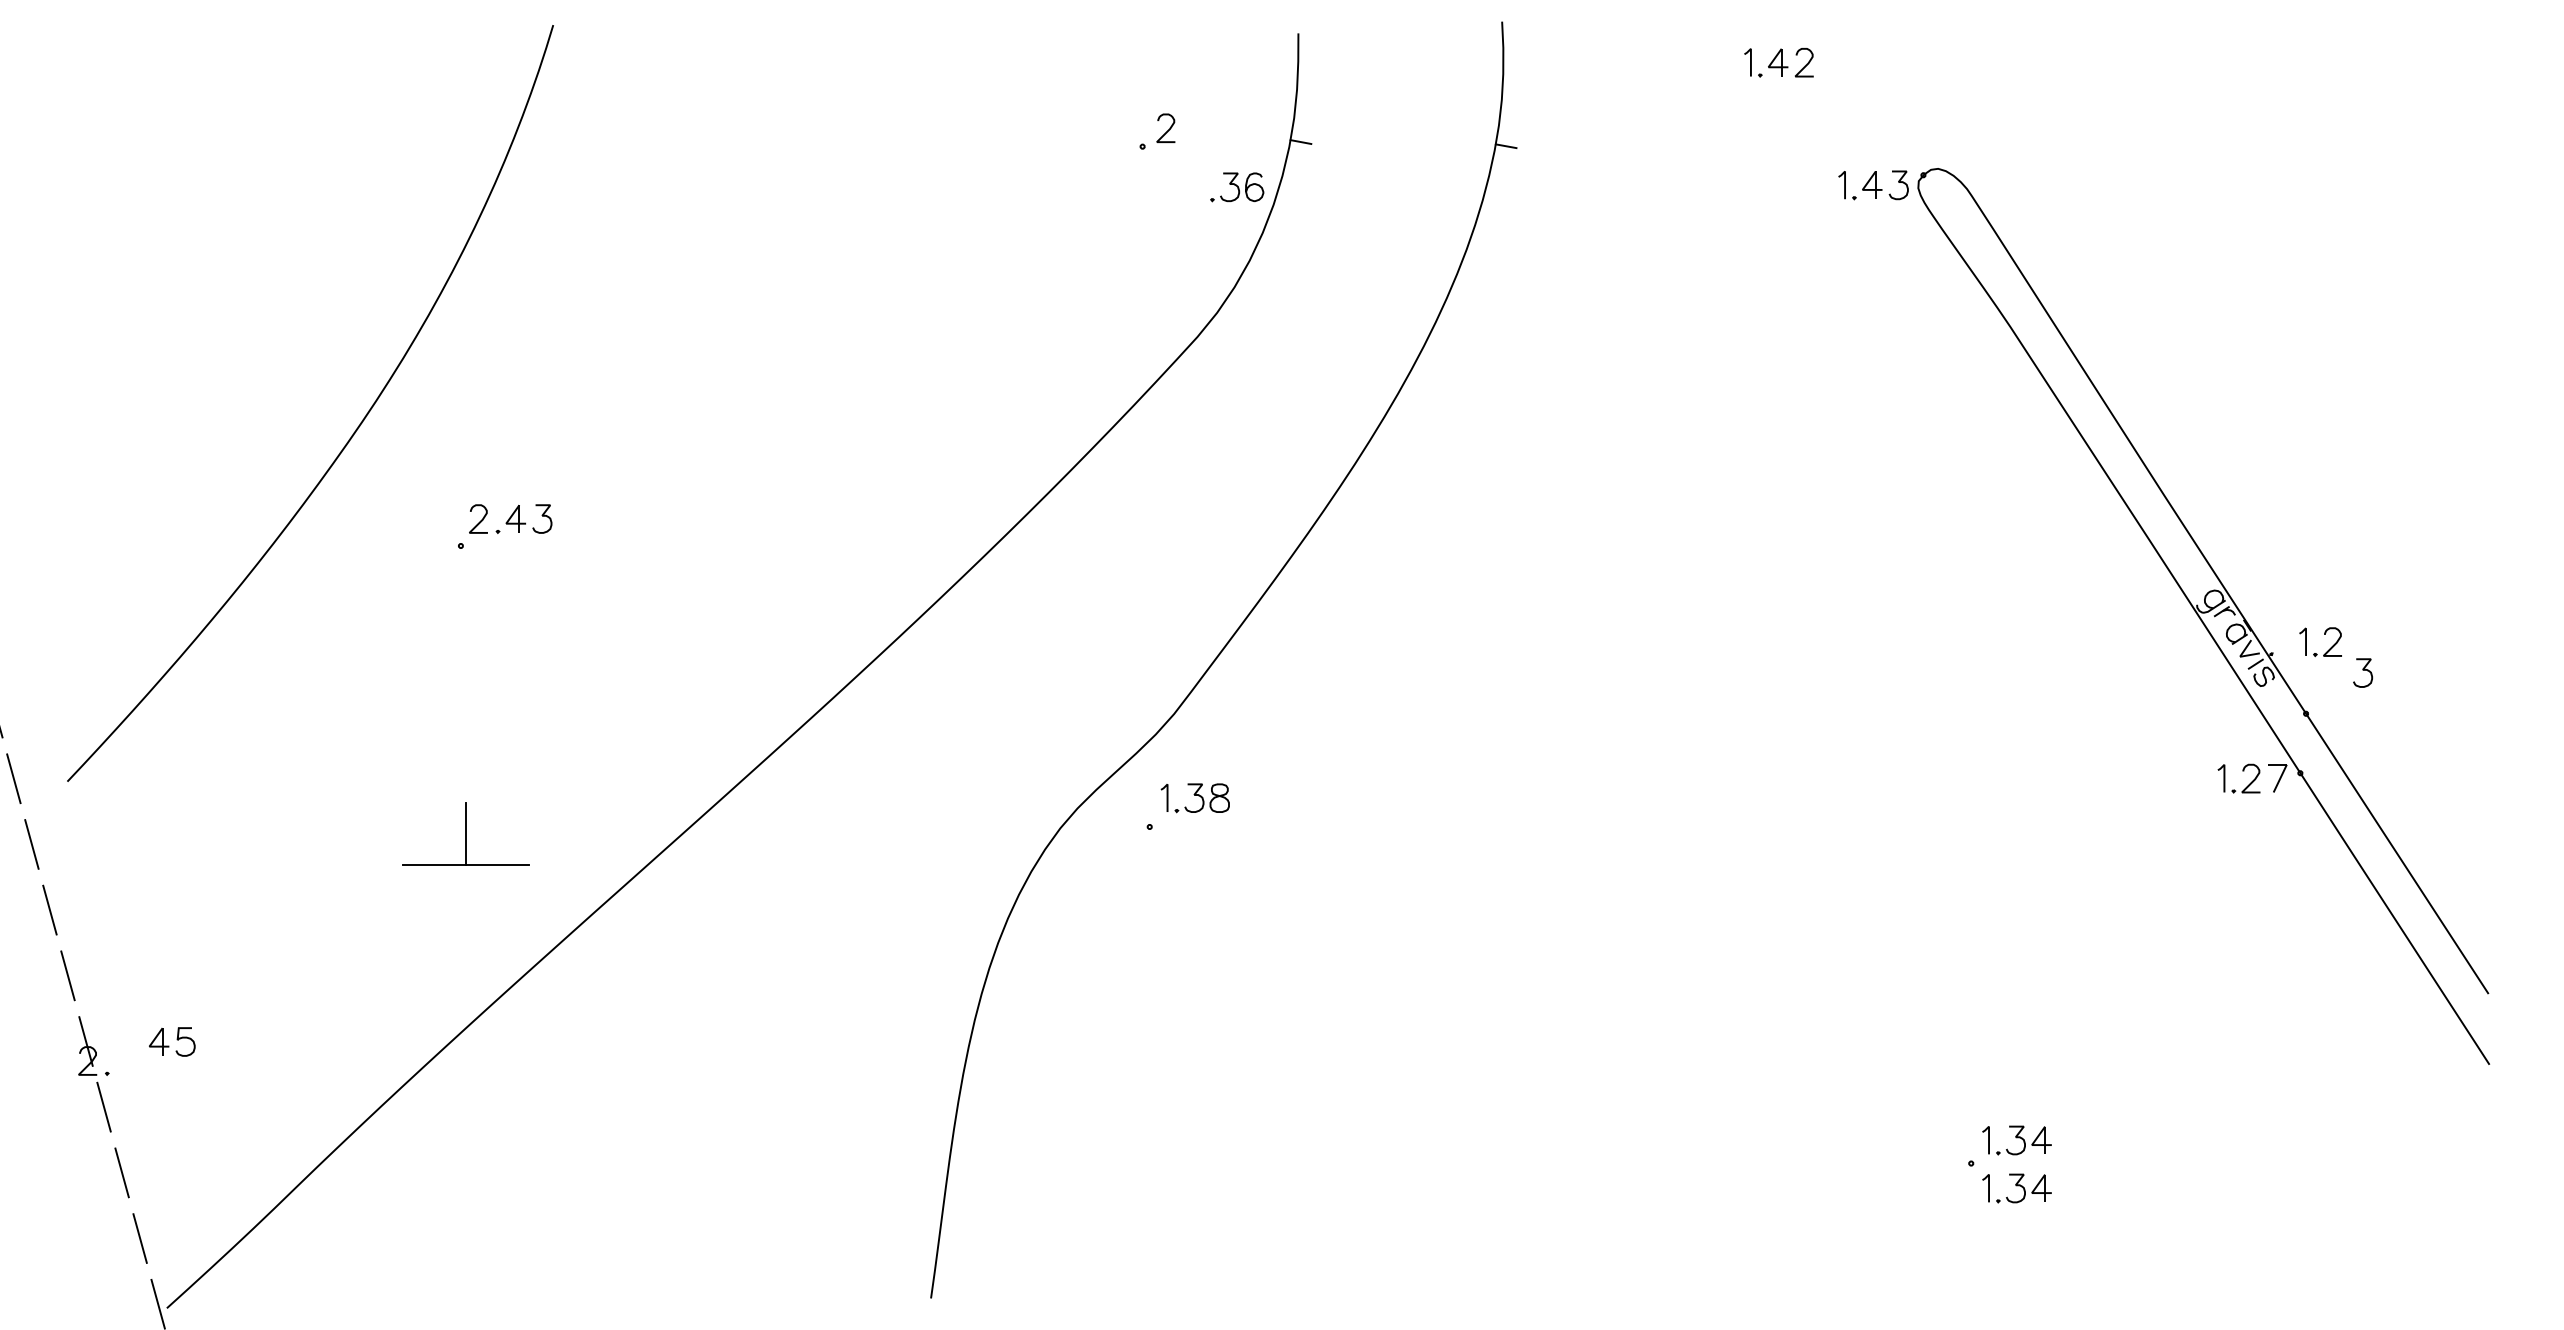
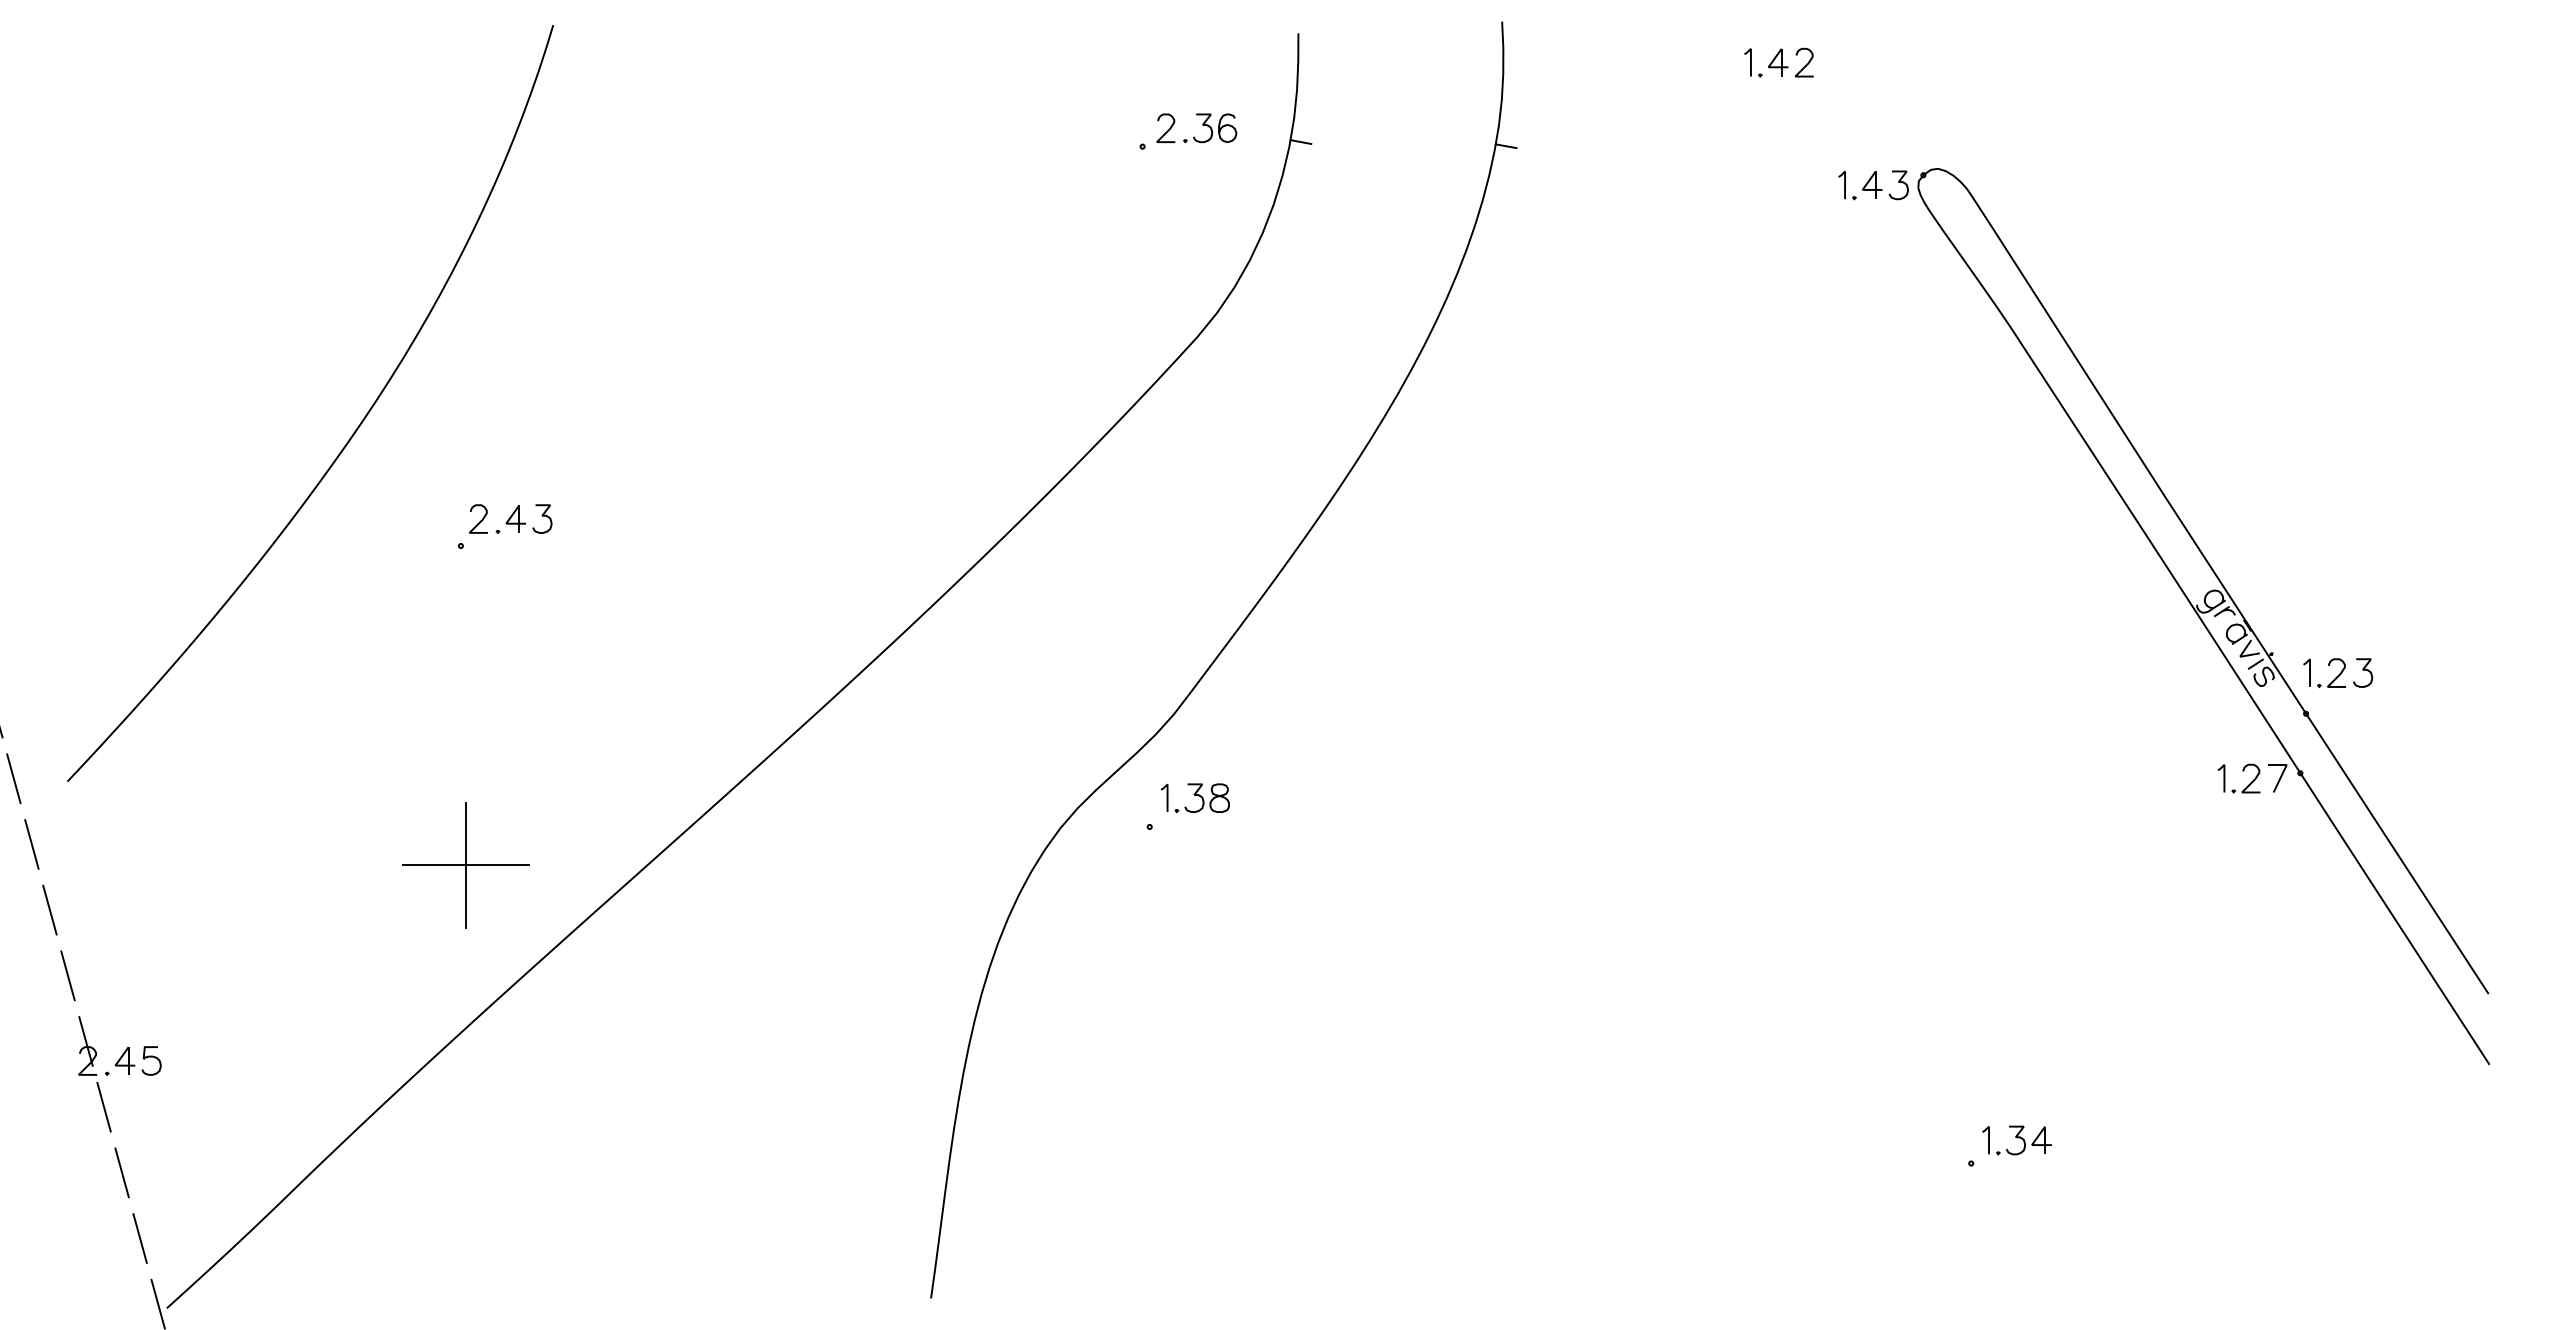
part position: (1237, 187) -> (1210, 128) (1210, 128)
part position: (2324, 634) -> (2328, 665) (2328, 665)
line: none -> present (465, 896)
part position: (172, 1041) -> (138, 1060) (138, 1060)
part: present -> none (2016, 1188)
